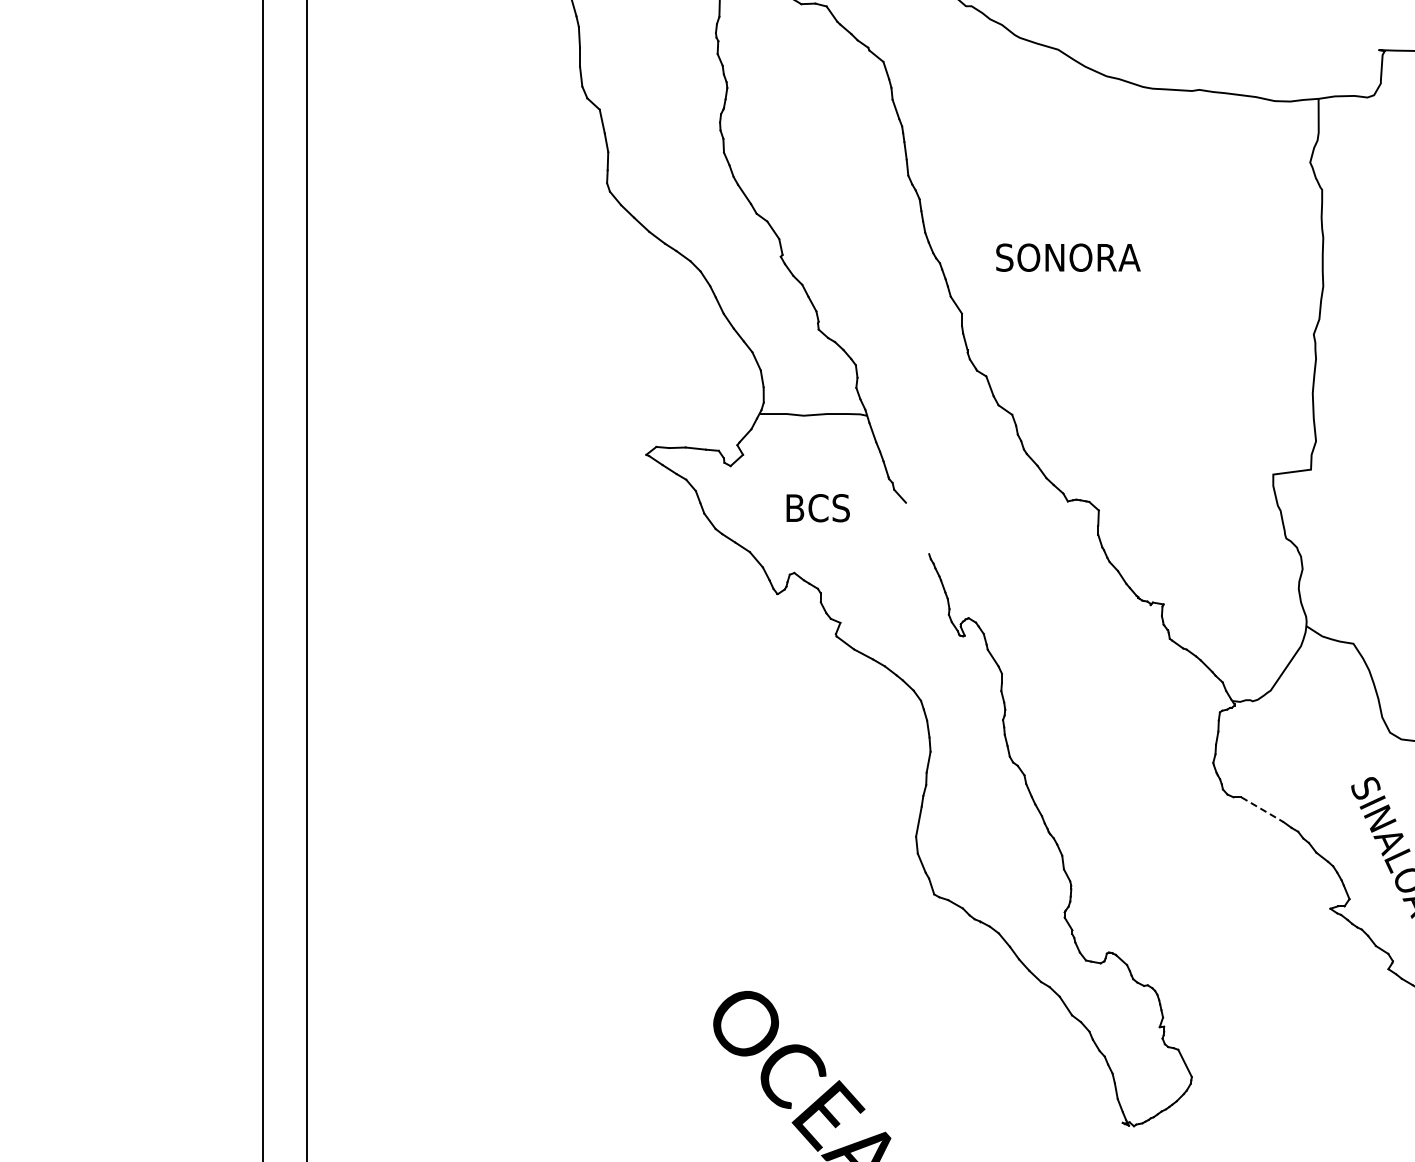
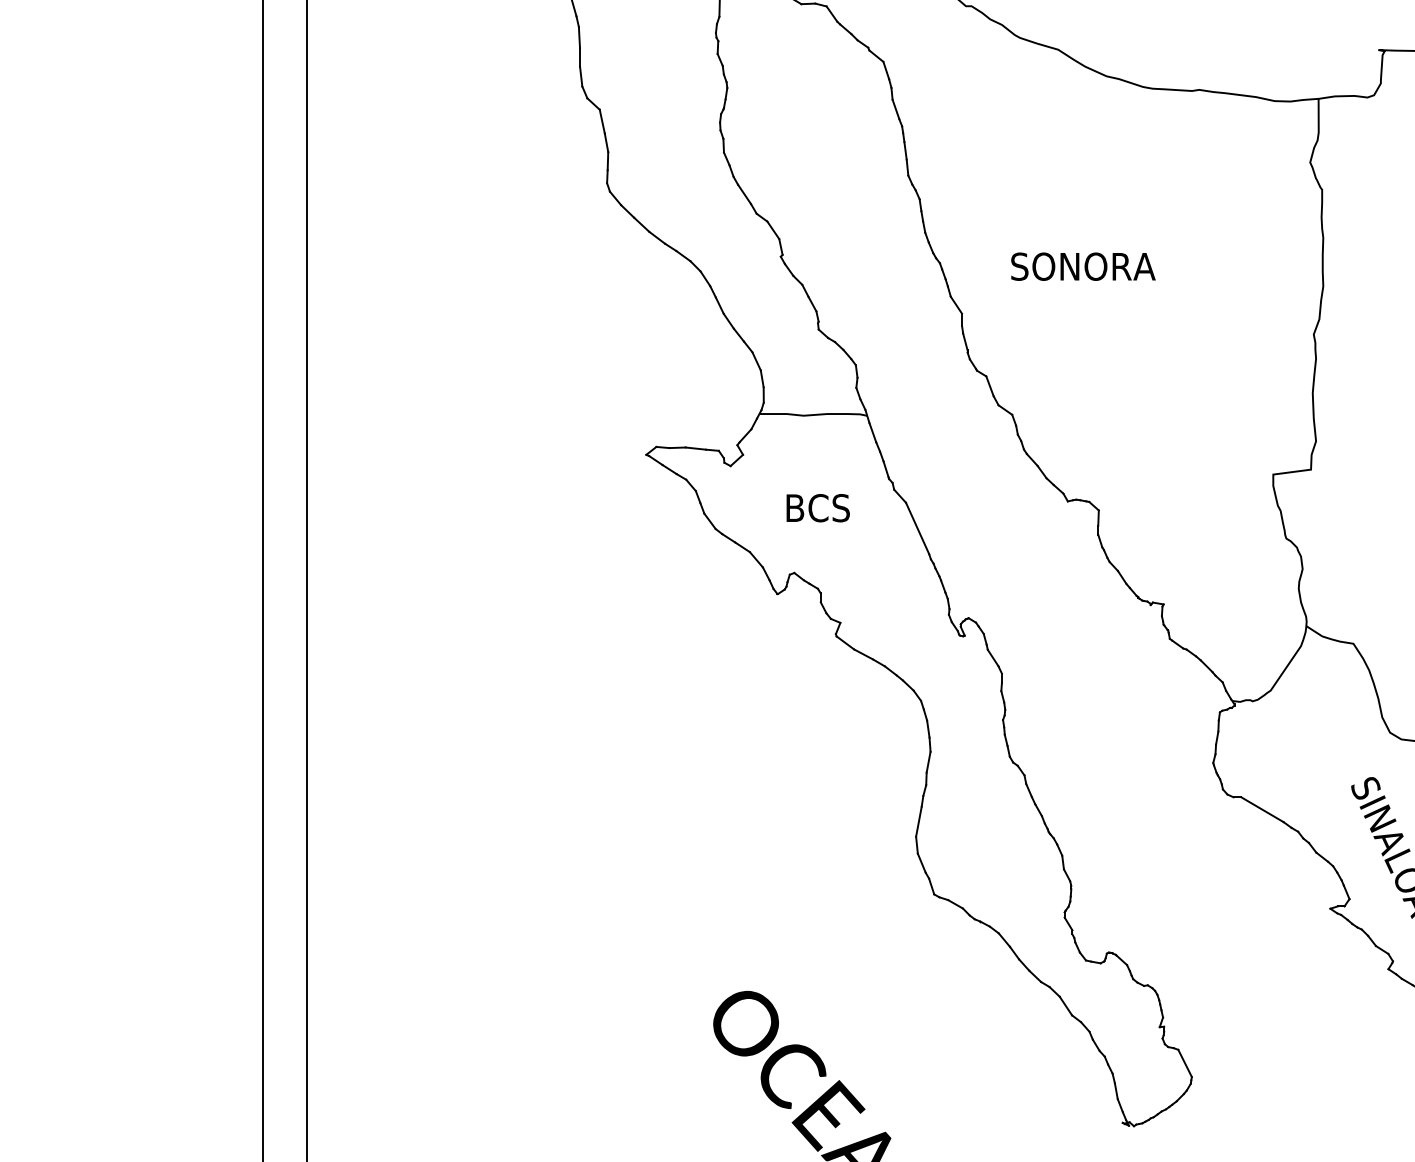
text position: (1068, 257) -> (1083, 266) (1083, 266)
line: none -> present (917, 528)
line: dashed -> solid (1262, 810)
